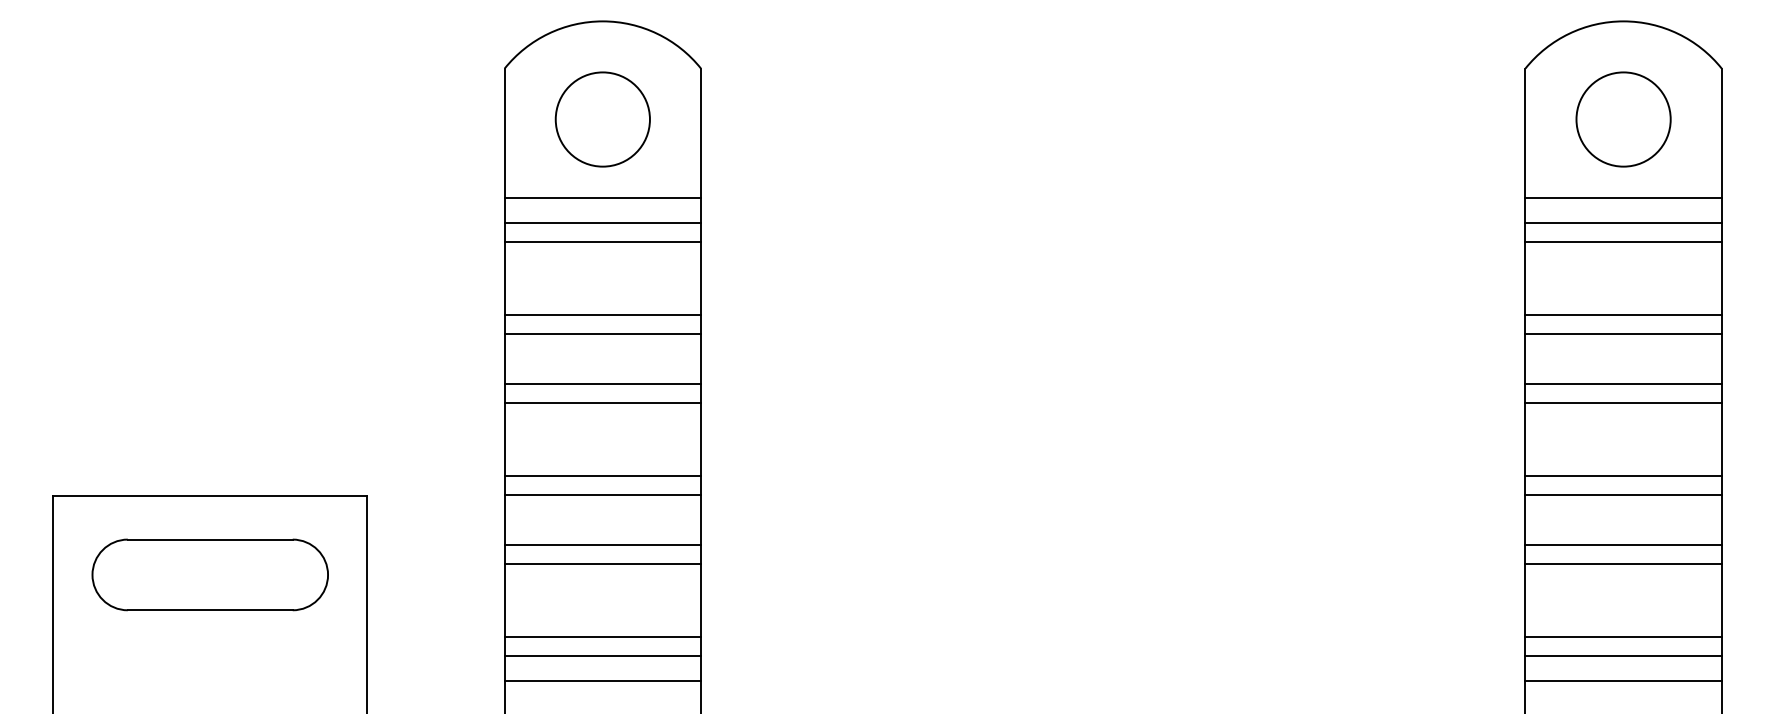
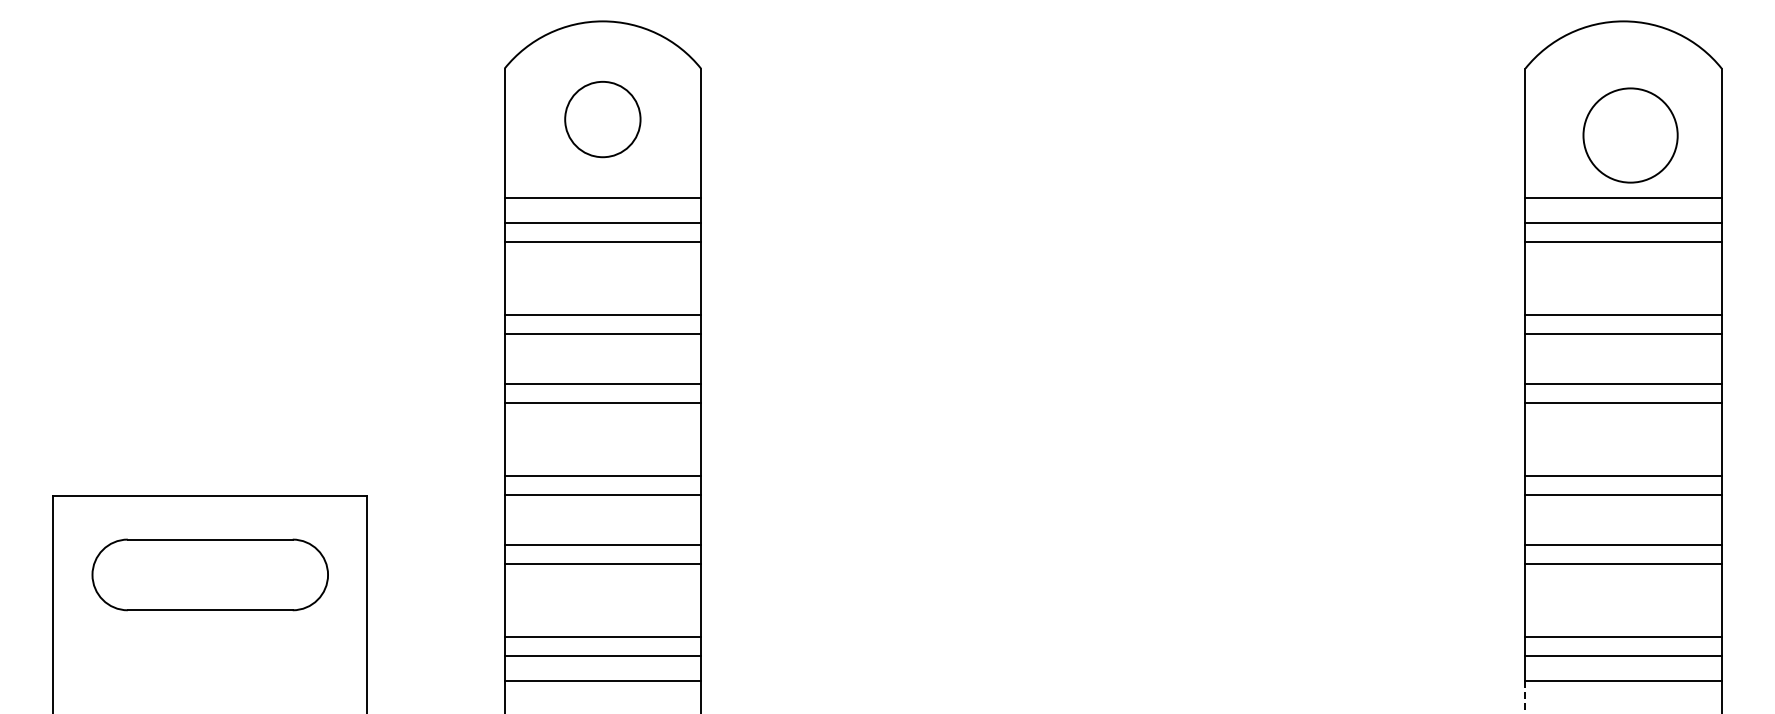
circle diameter: 94 px -> 75 px (602, 119)
circle position: (1623, 119) -> (1630, 135) (1630, 135)
line: solid -> dashed (1525, 698)
